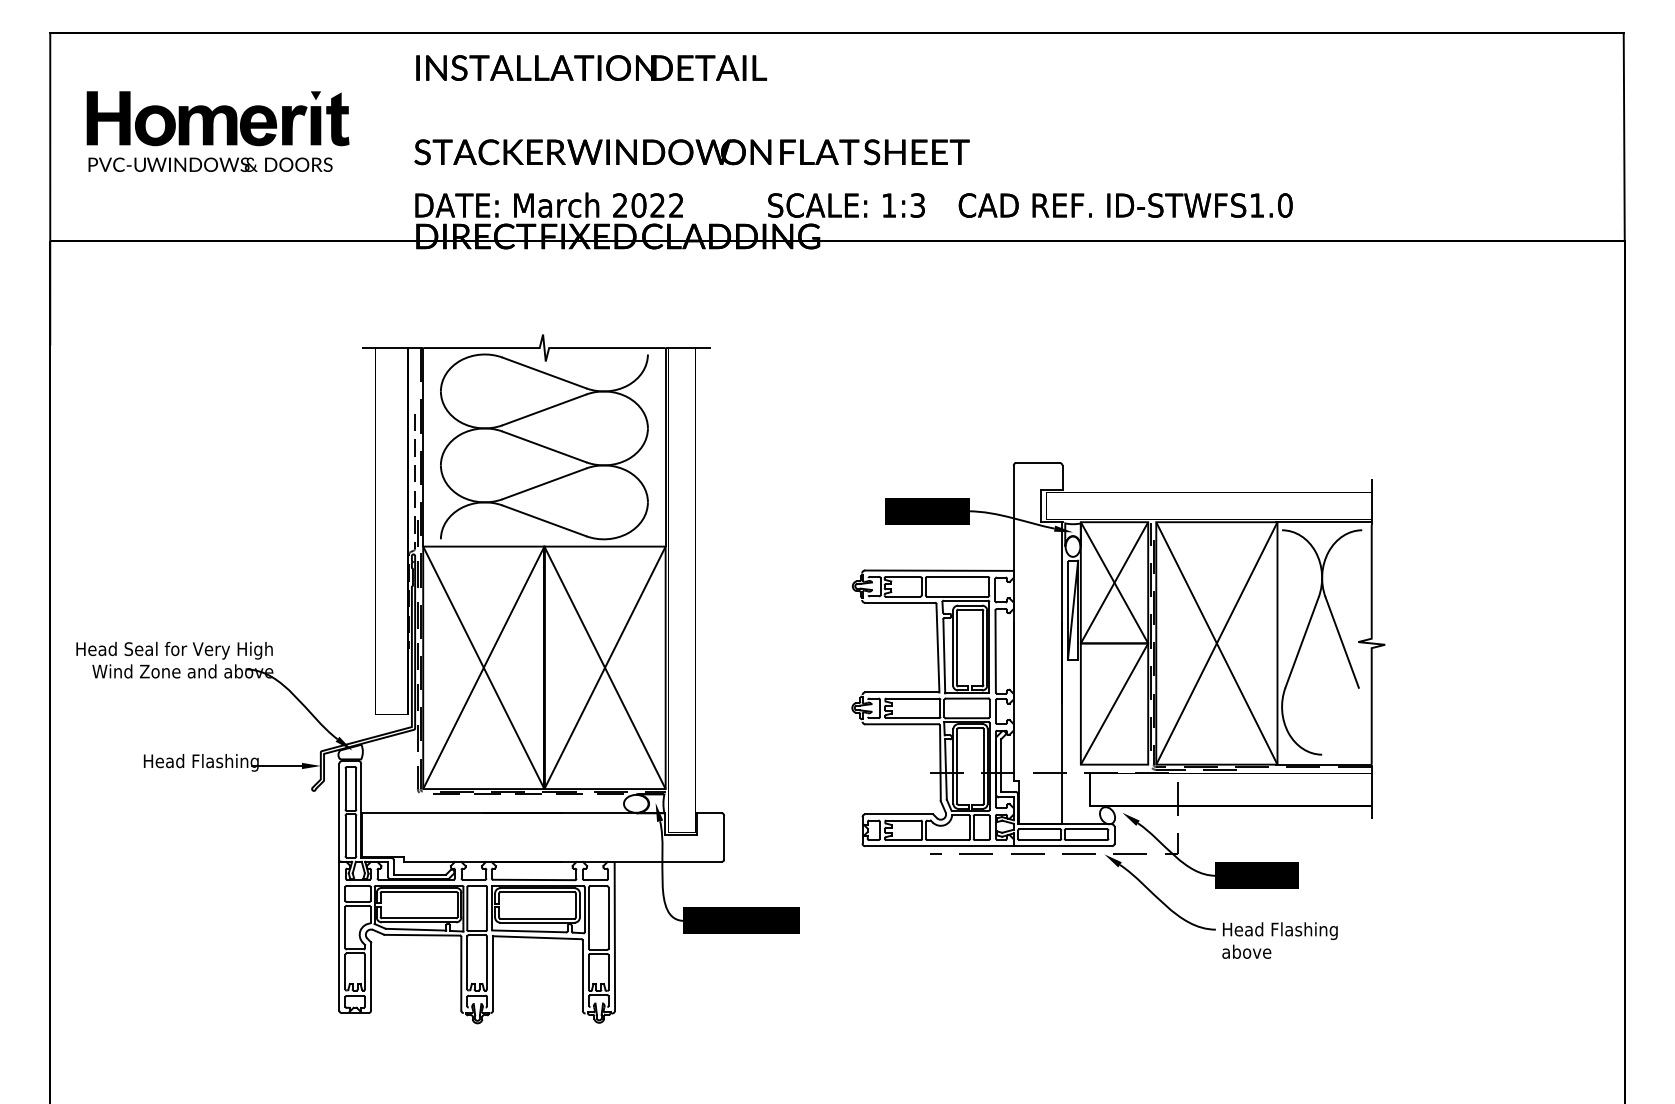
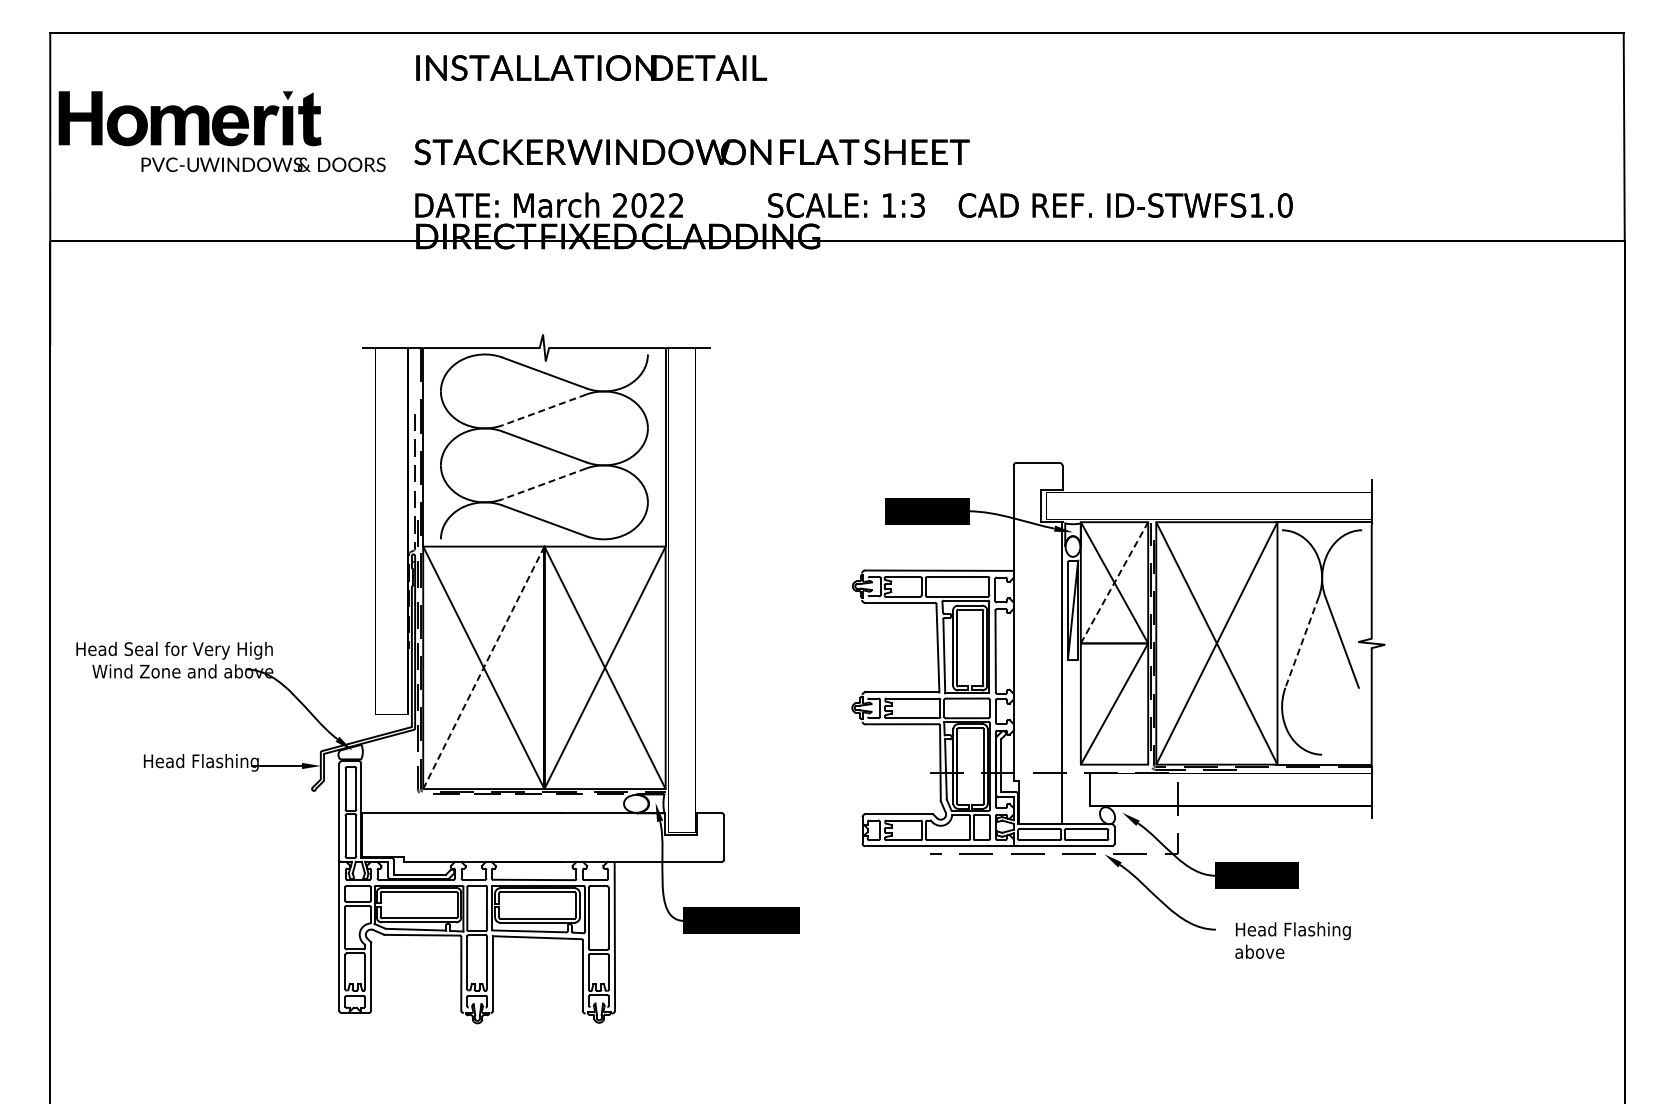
part position: (217, 118) -> (189, 118) (189, 118)
text position: (210, 164) -> (263, 164) (263, 164)
line: solid -> dashed (544, 409)
line: solid -> dashed (544, 483)
line: solid -> dashed (1114, 582)
line: solid -> dashed (1301, 642)
line: solid -> dashed (483, 667)
text position: (1279, 940) -> (1292, 940) (1292, 940)
